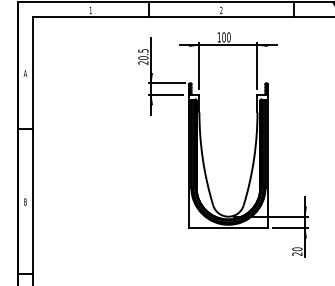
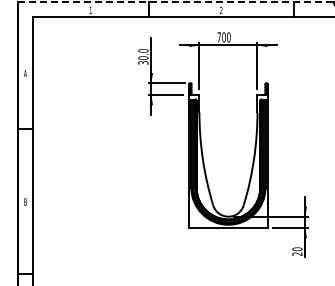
line: solid -> dashed (176, 2)
text: 100 -> 700 (218, 37)
text: 20.5 -> 30.0 (143, 56)
